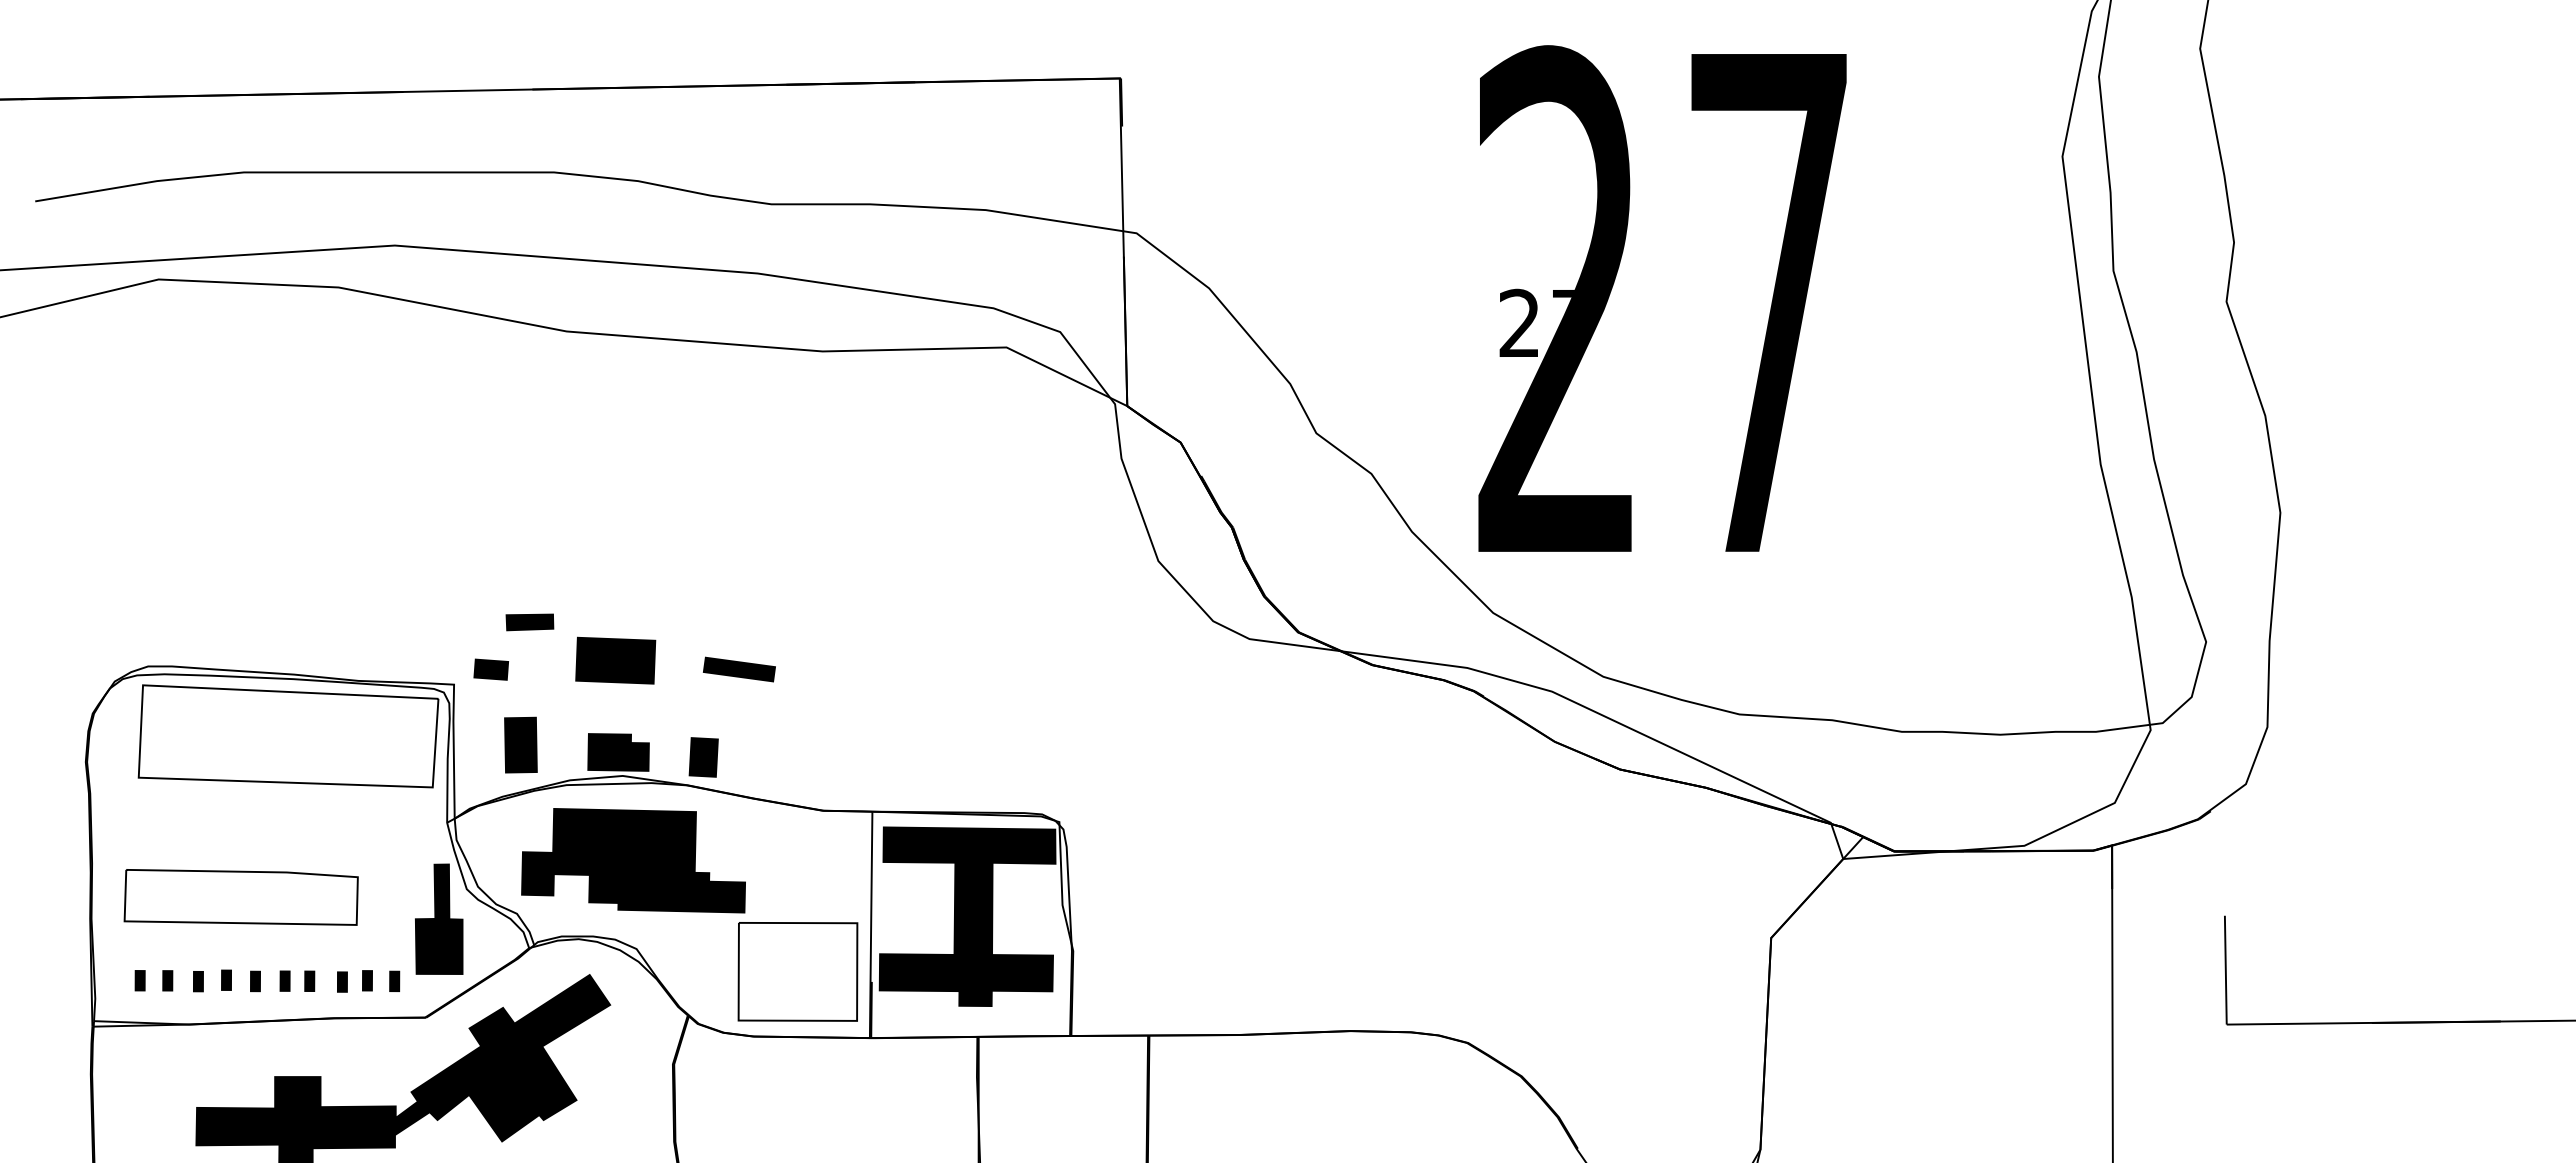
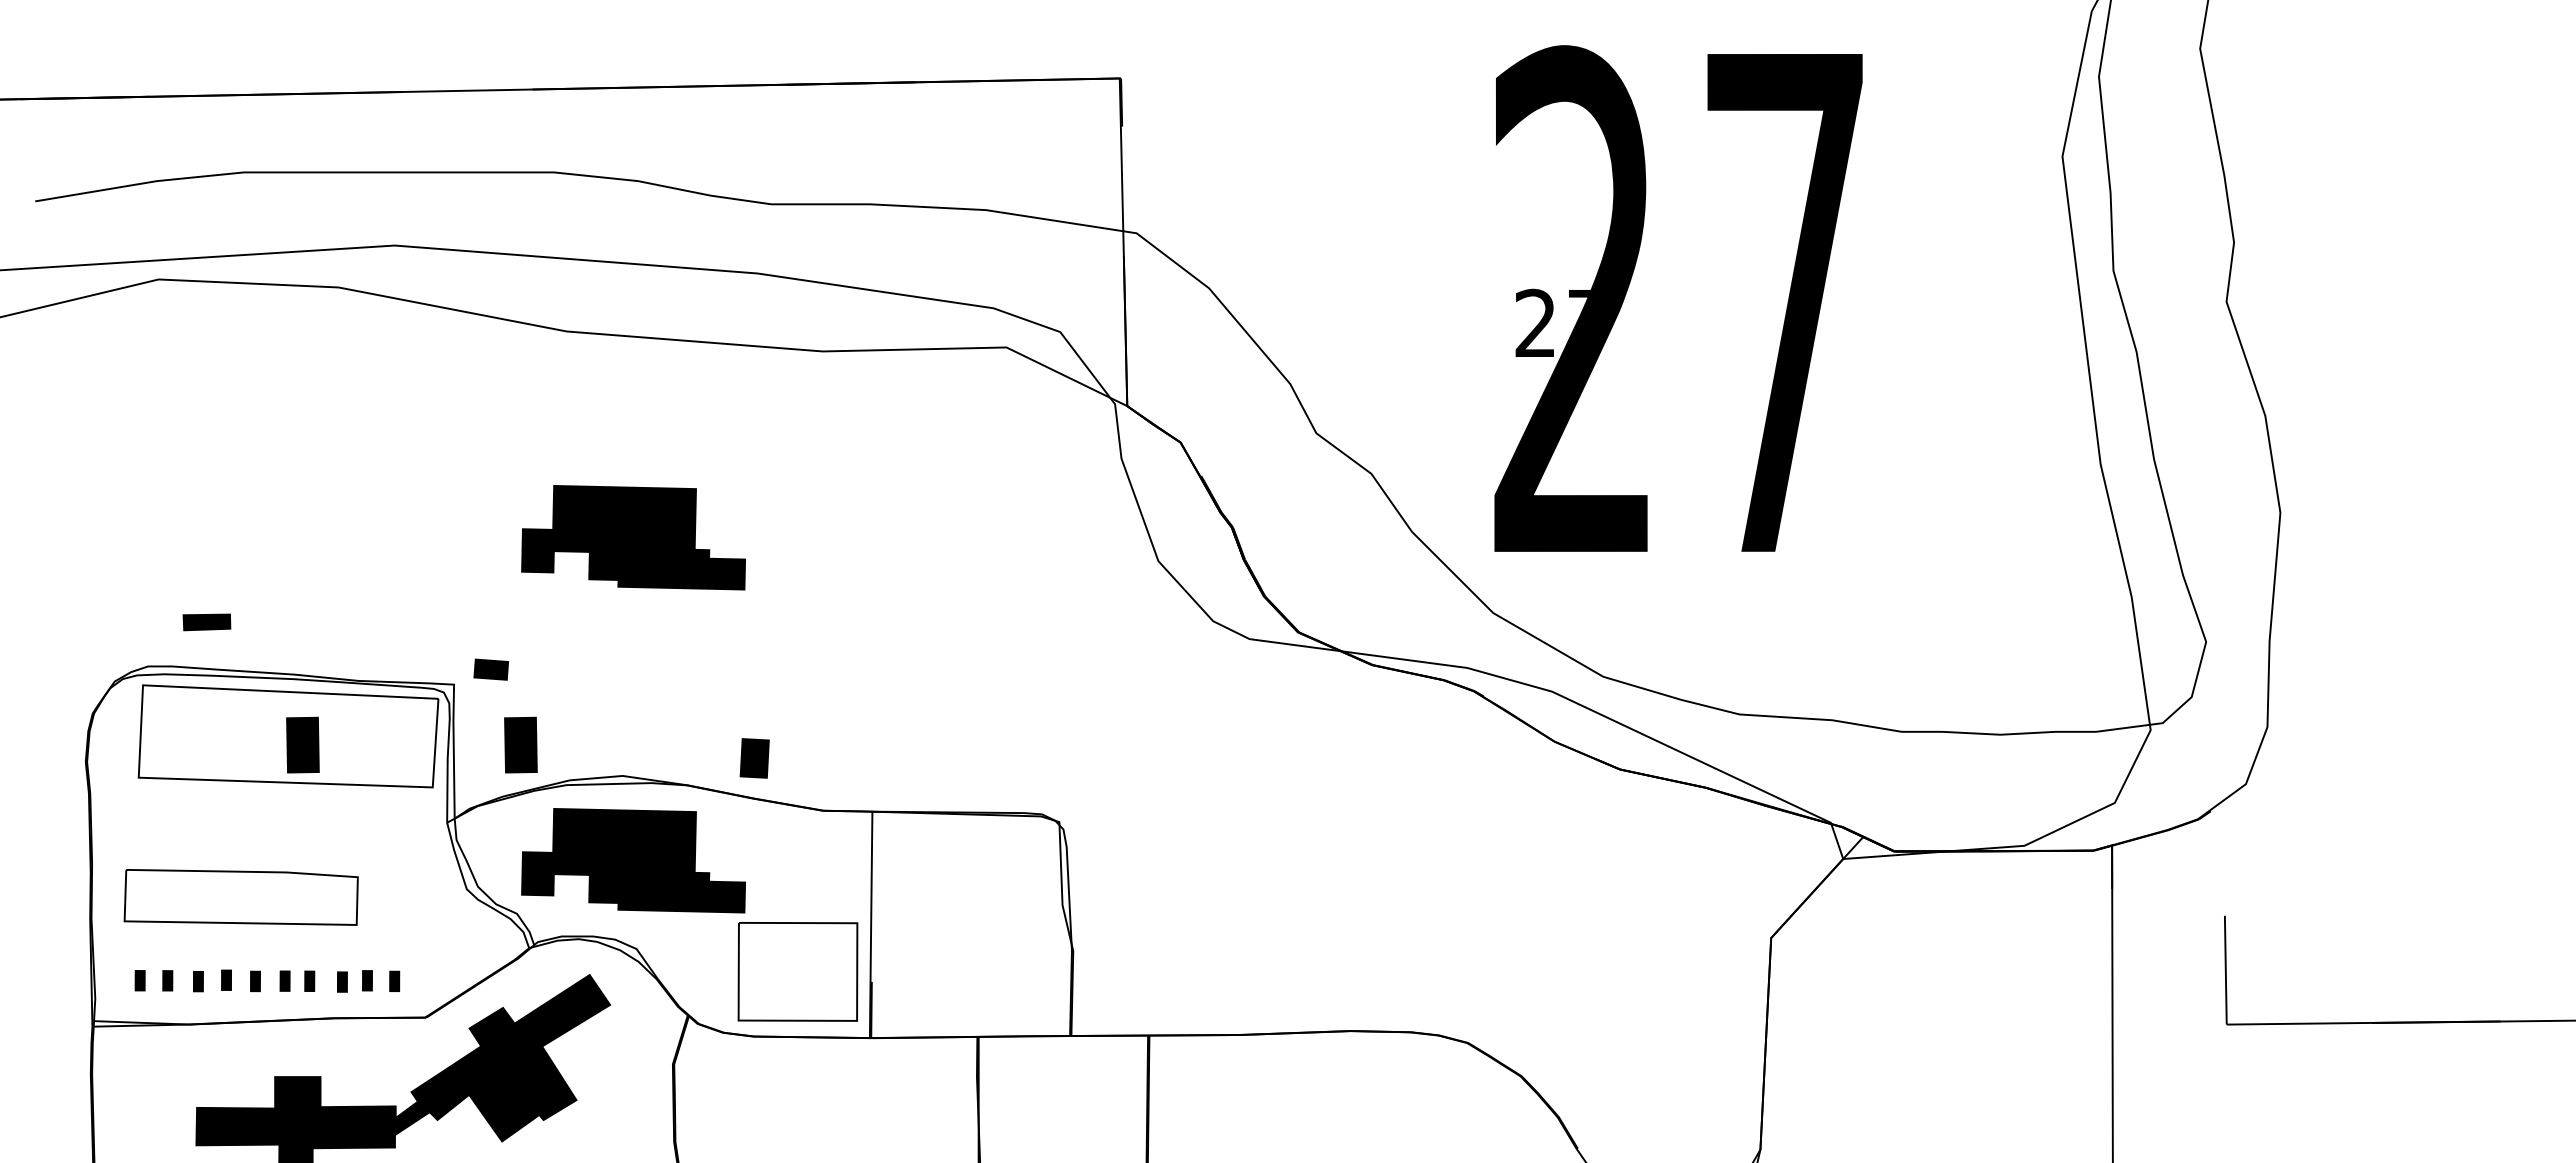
text position: (1662, 298) -> (1678, 298) (1678, 298)
part: none -> present (633, 537)
part position: (529, 622) -> (206, 622) (206, 622)
part: present -> none (615, 660)
part: present -> none (738, 669)
part: none -> present (302, 744)
fill: present -> none (618, 752)
part position: (703, 757) -> (754, 758) (754, 758)
fill: present -> none (967, 916)
fill: present -> none (438, 918)
